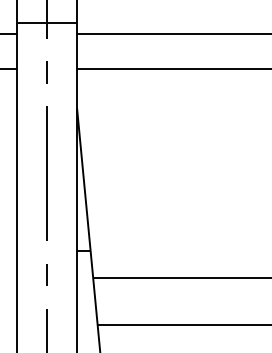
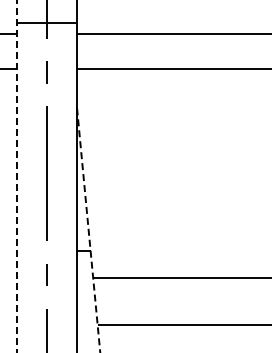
line: solid -> dashed (16, 176)
line: solid -> dashed (88, 230)
